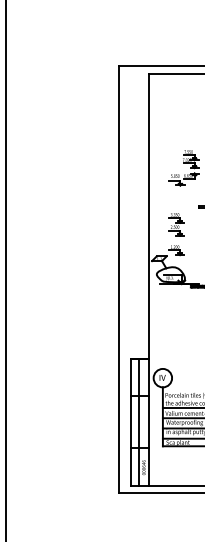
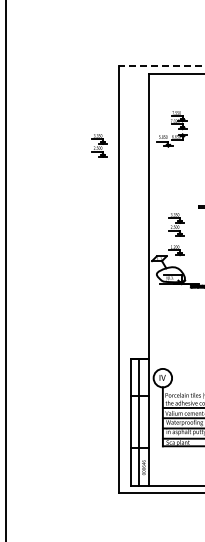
line: solid -> dashed (161, 66)
part: none -> present (99, 145)
part position: (183, 168) -> (171, 129) (171, 129)
